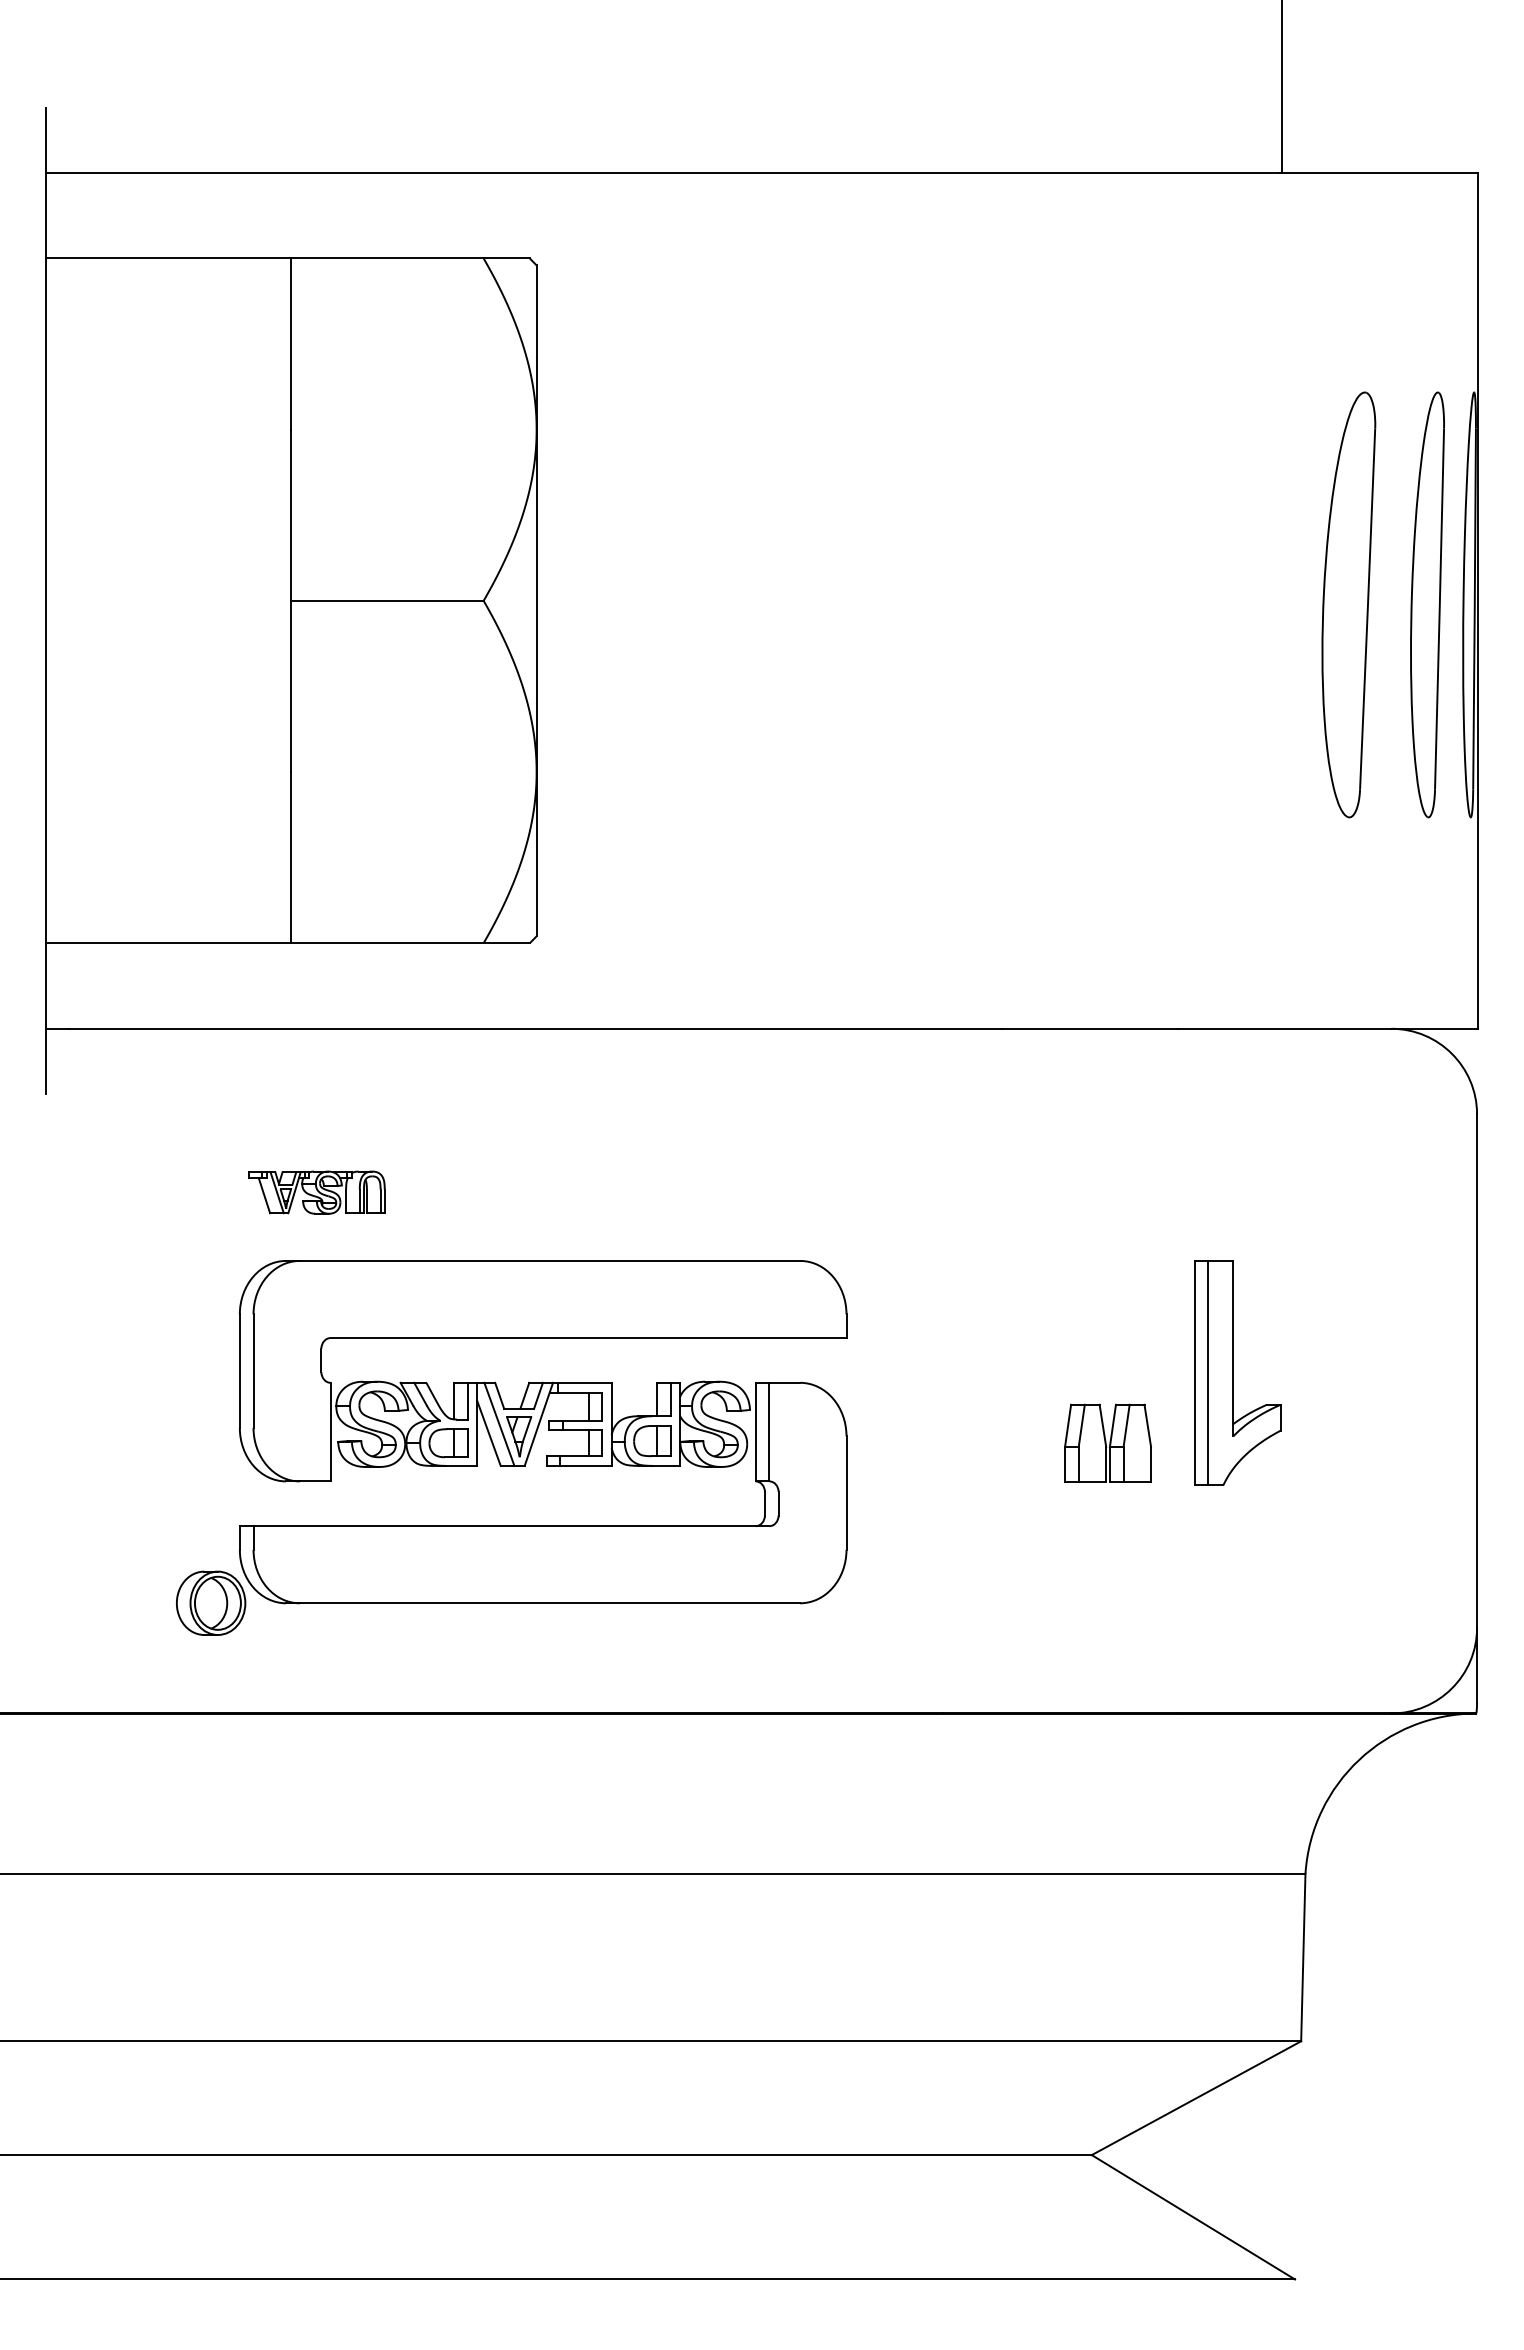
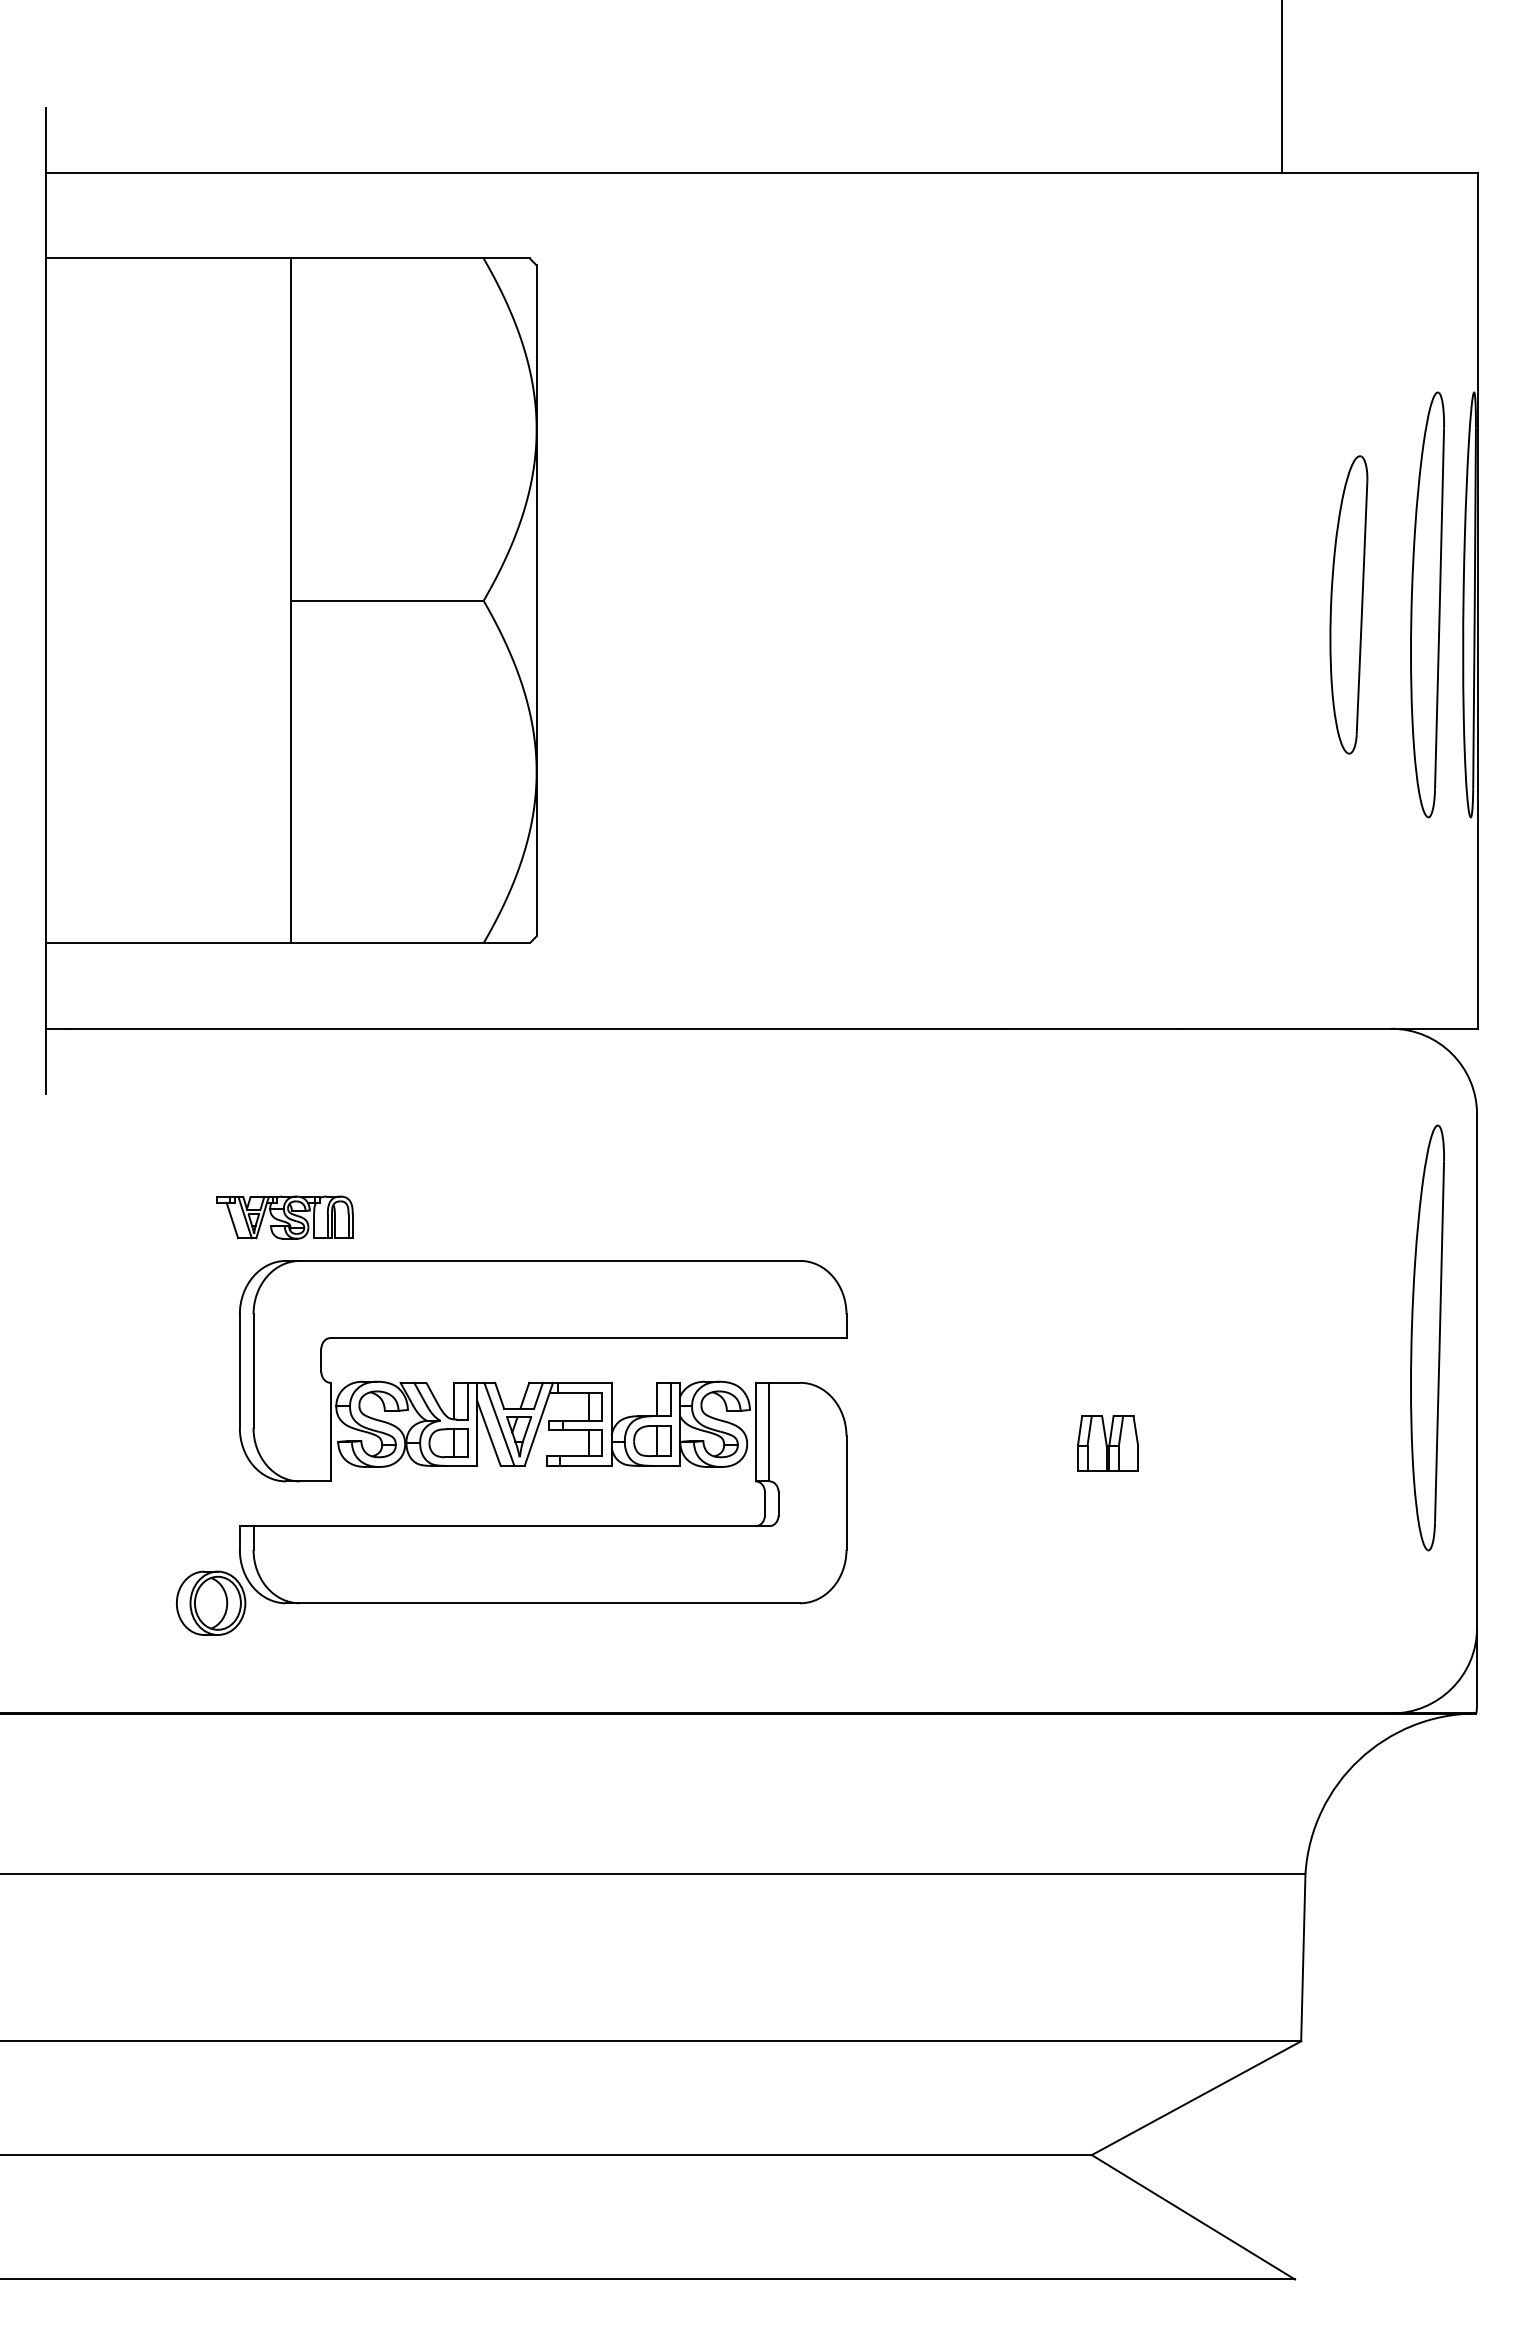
part size: 56x428 px -> 40x300 px (1348, 604)
part position: (316, 1192) -> (284, 1217) (284, 1217)
part: none -> present (1427, 1337)
part: present -> none (1237, 1372)
part size: 88x80 px -> 62x57 px (1107, 1443)
